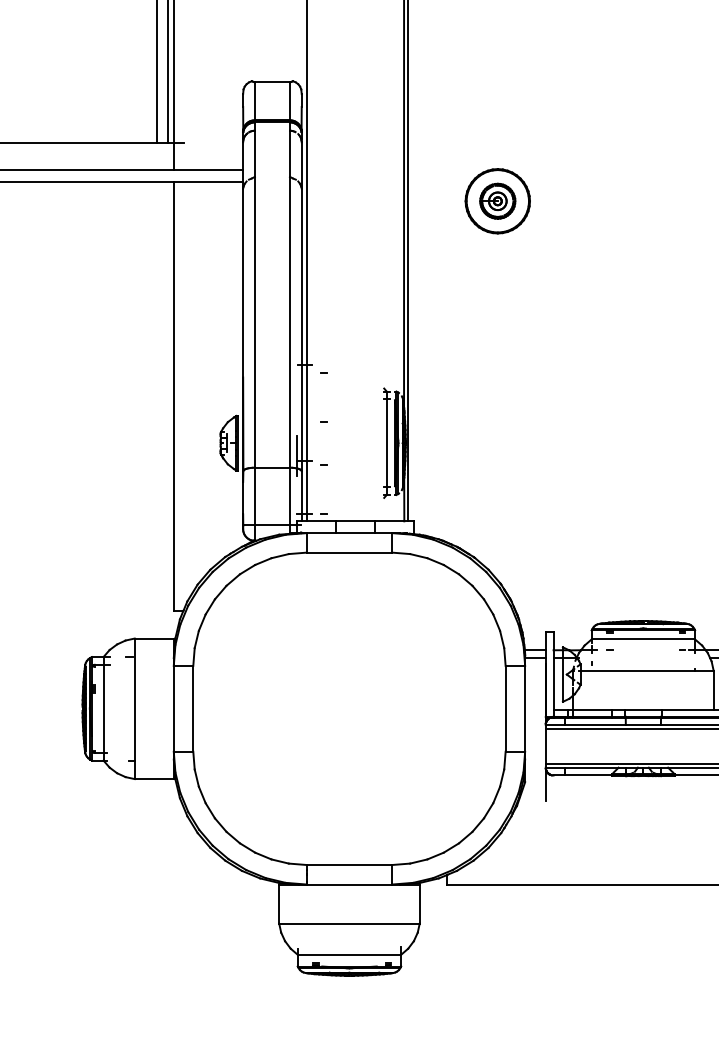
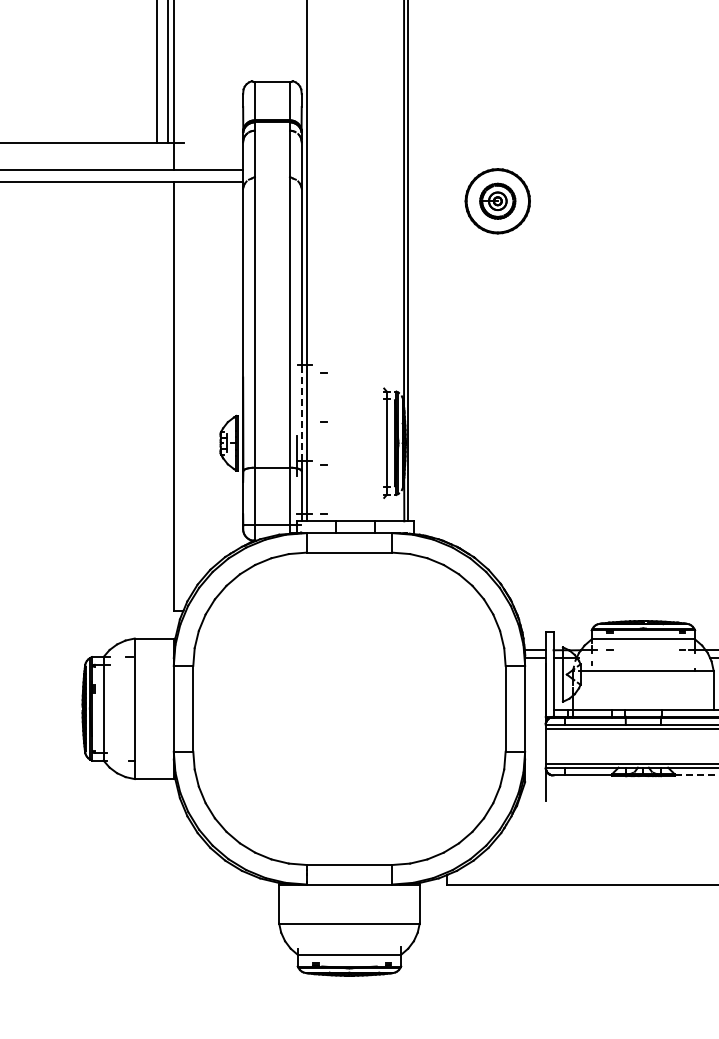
line: solid -> dashed (301, 412)
line: solid -> dashed (696, 775)
